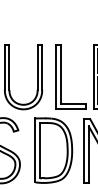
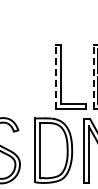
line: solid -> dashed (56, 76)
line: solid -> dashed (93, 76)
part: present -> none (9, 77)
